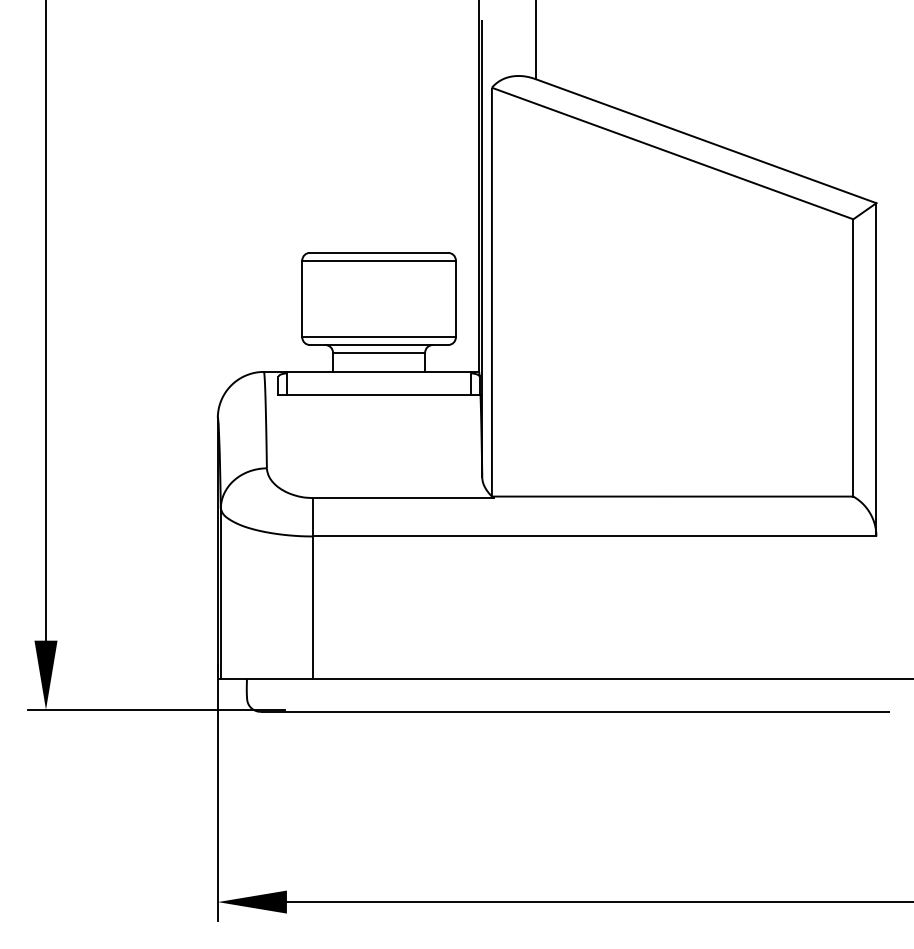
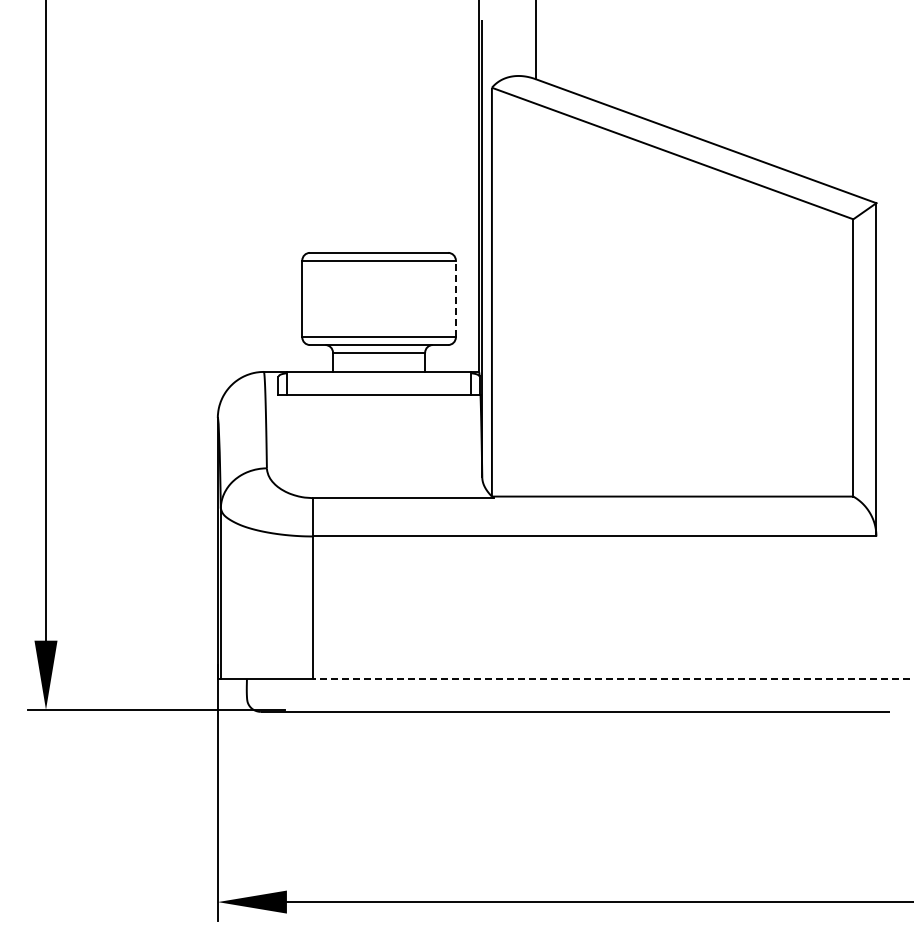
line: solid -> dashed (455, 298)
line: solid -> dashed (612, 679)
